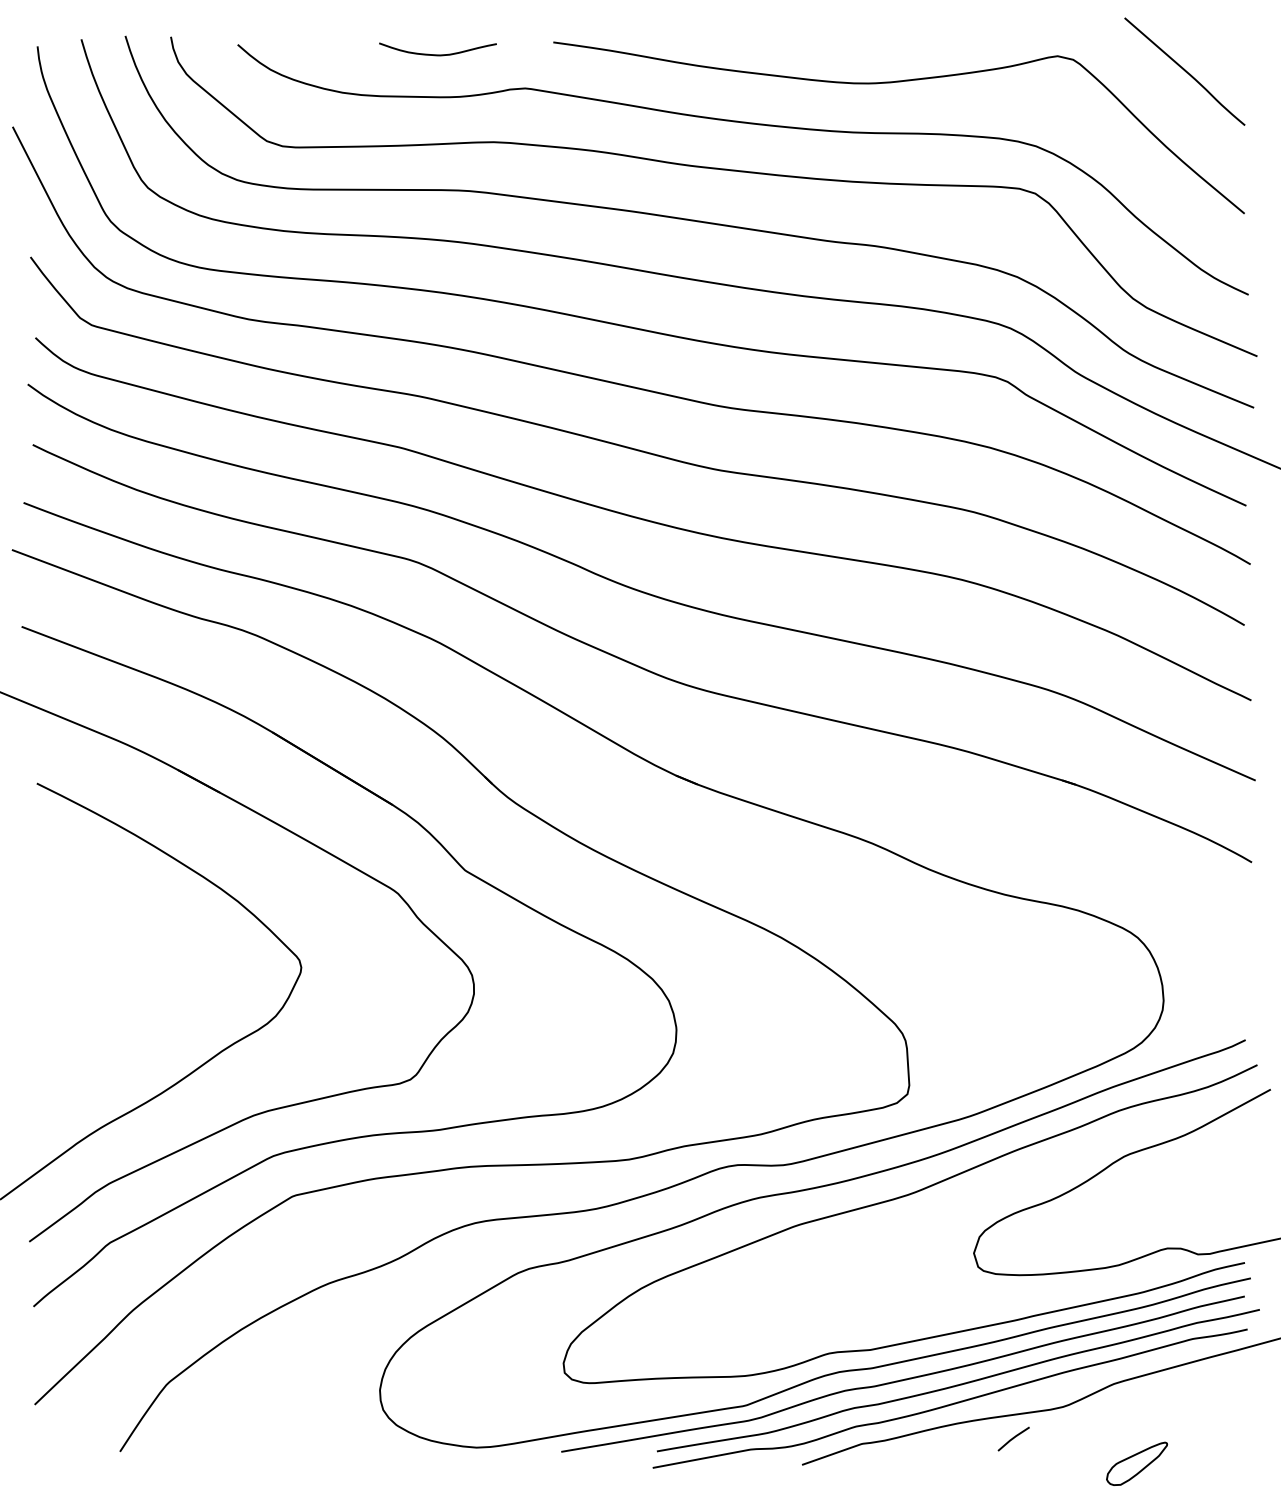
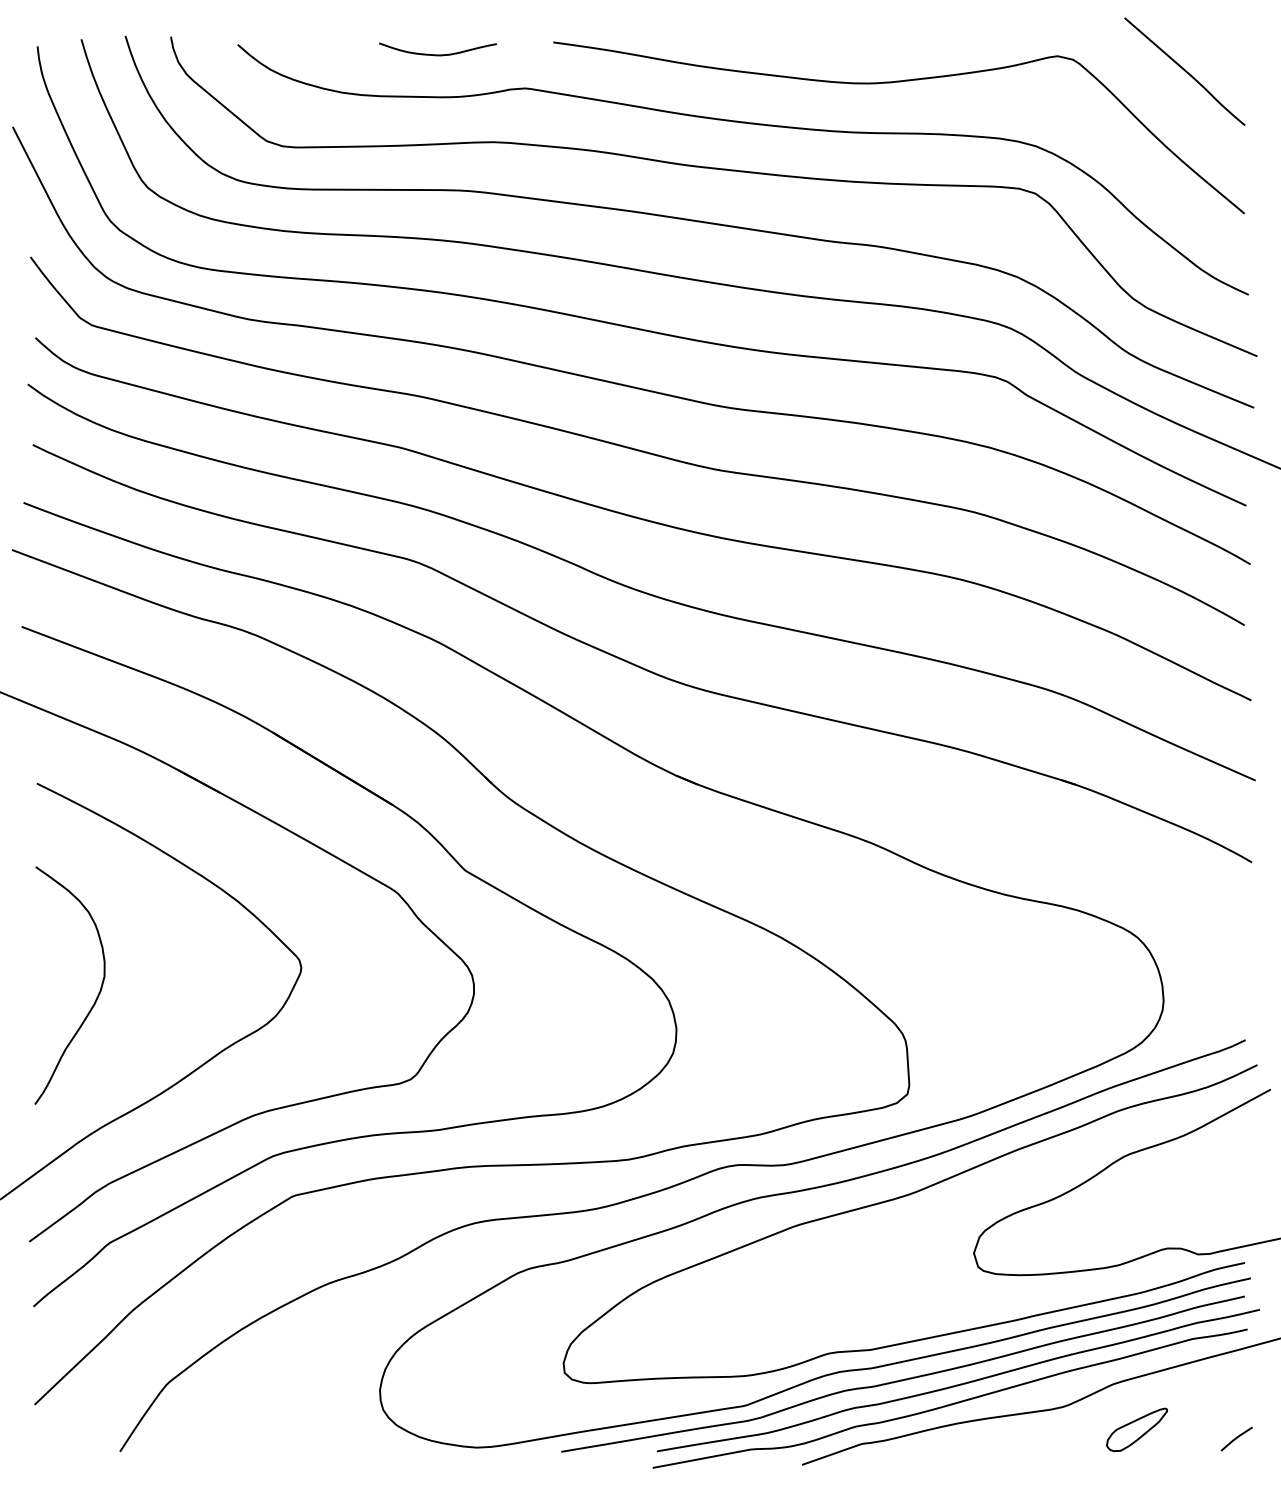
curve: none -> present (95, 999)
line position: (1013, 1438) -> (1236, 1438) (1236, 1438)
part position: (1137, 1463) -> (1137, 1429) (1137, 1429)
